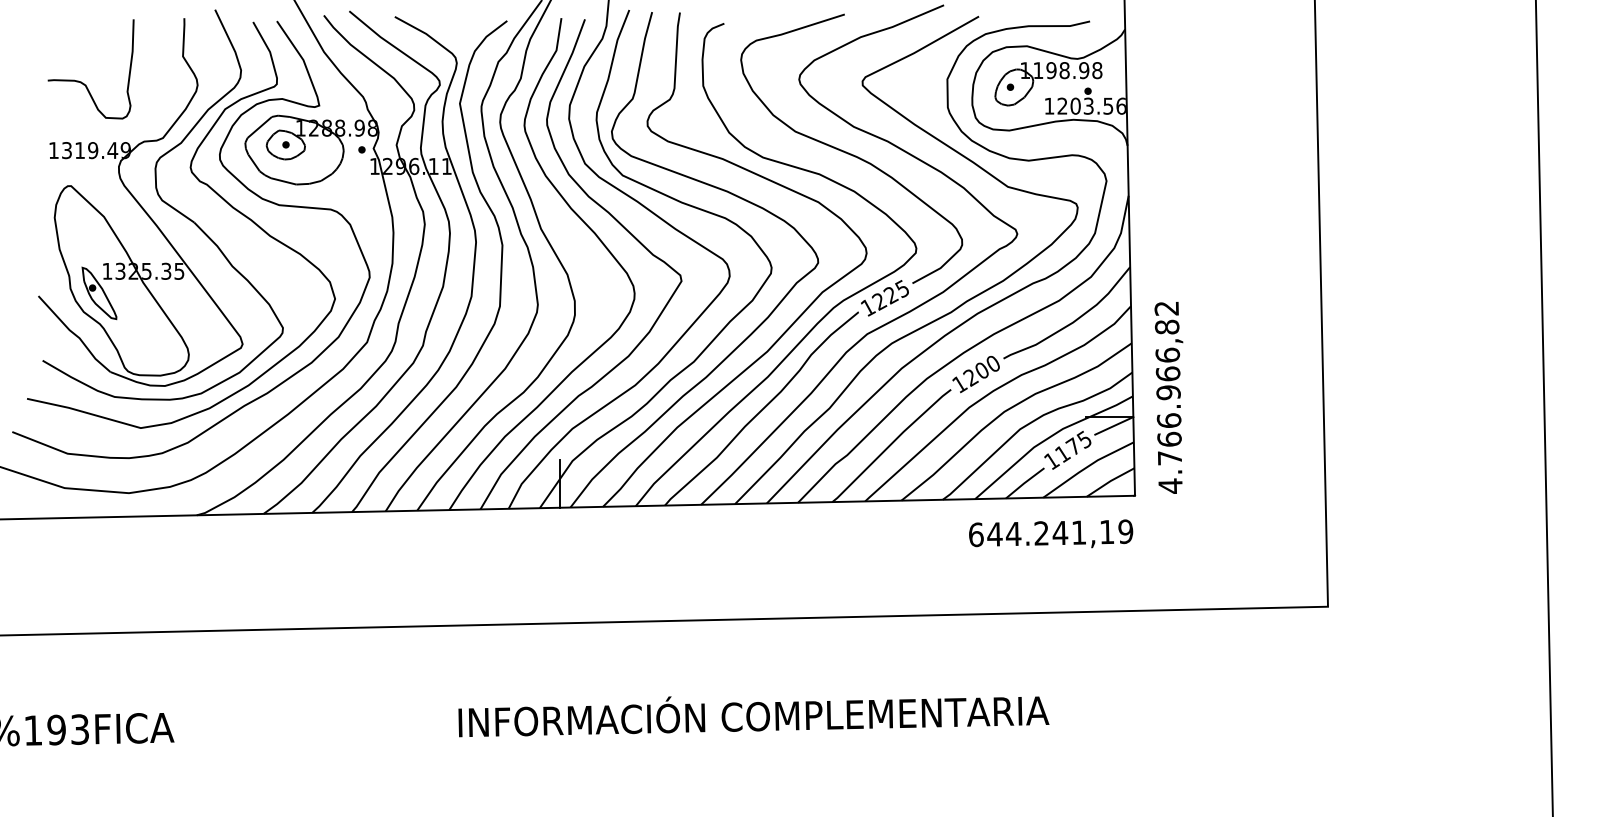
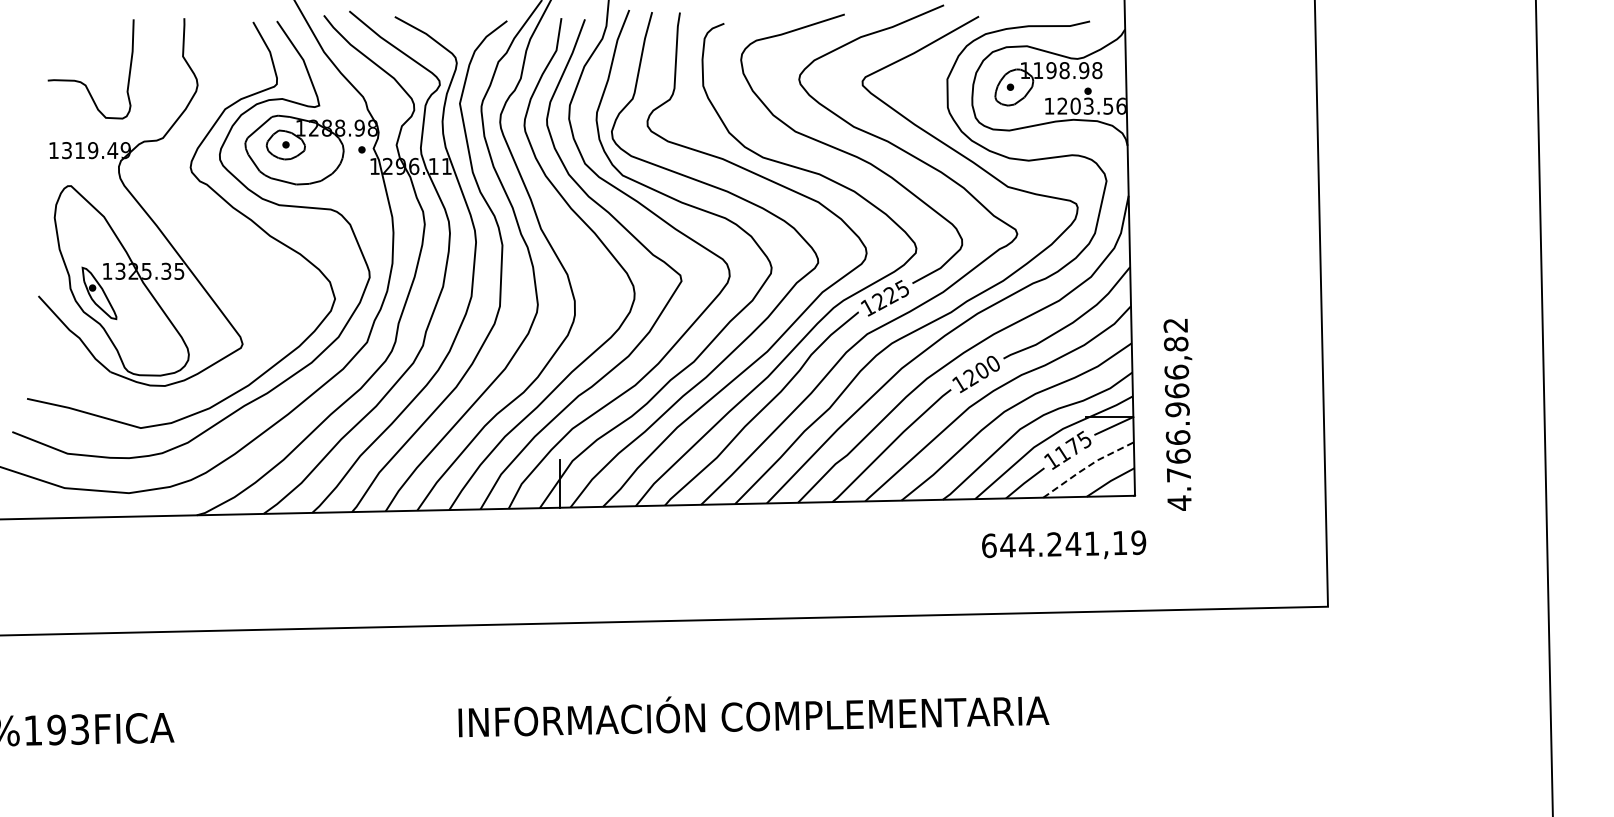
part: present -> none (162, 204)
text position: (1168, 397) -> (1177, 414) (1177, 414)
line: solid -> dashed (1087, 467)
text position: (1051, 533) -> (1064, 544) (1064, 544)
